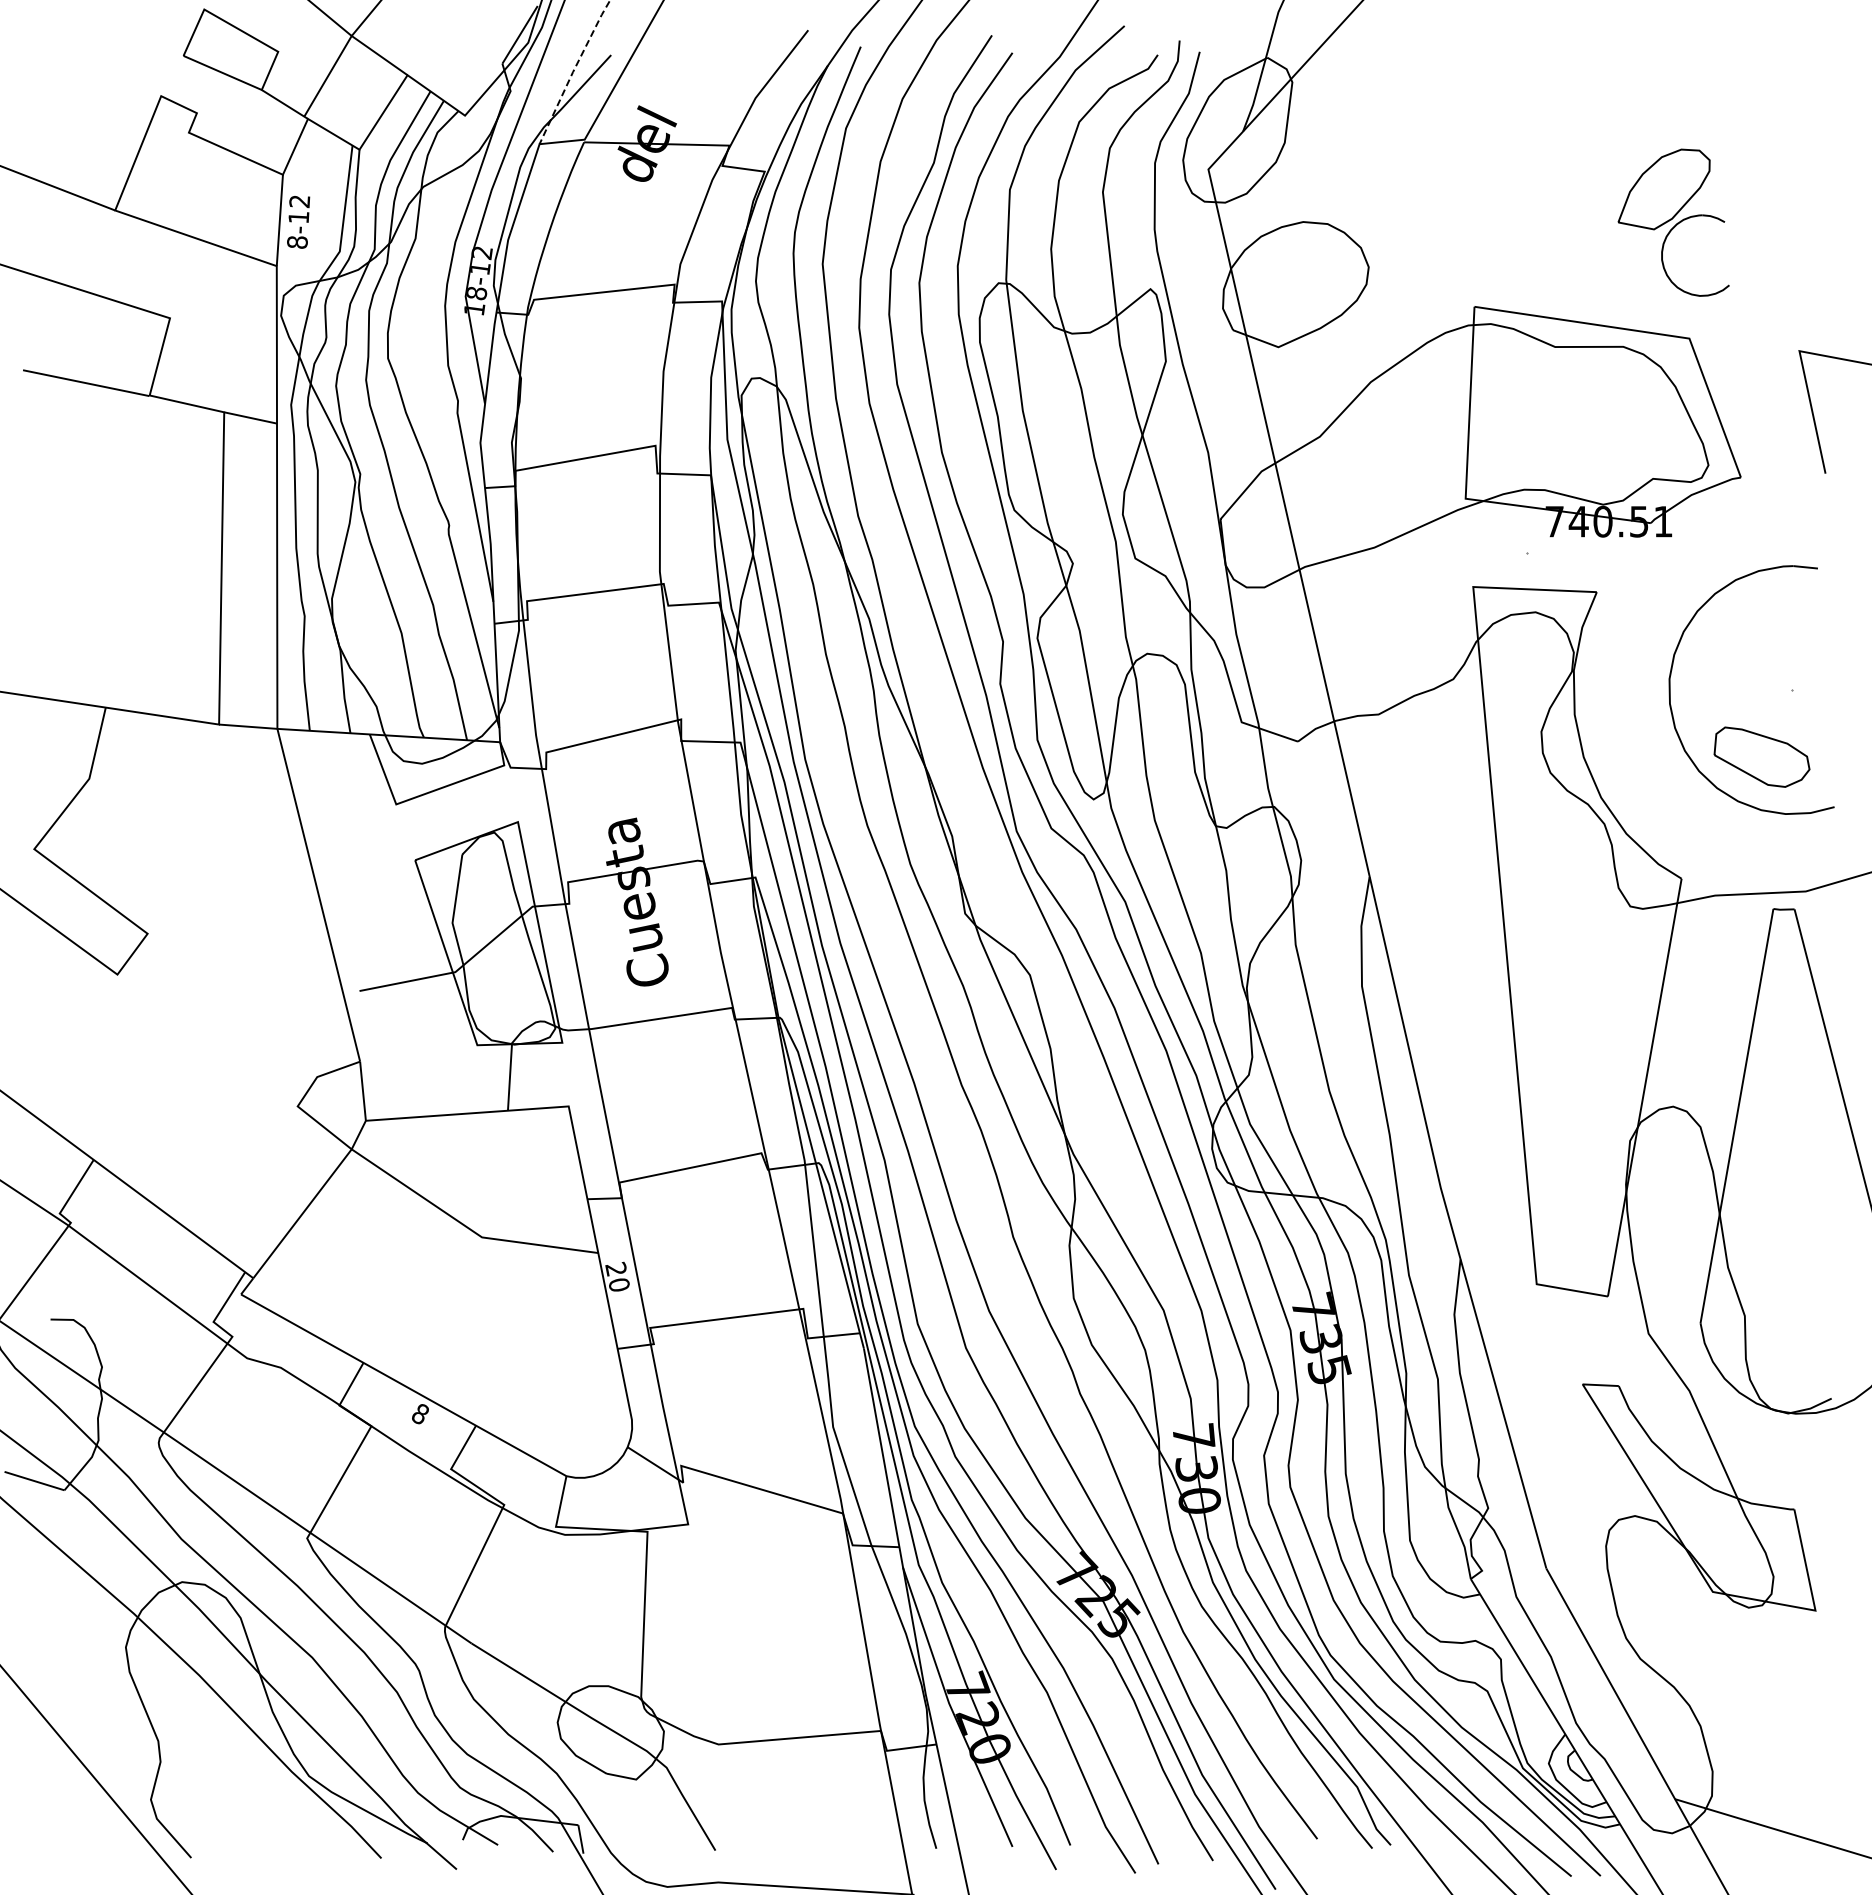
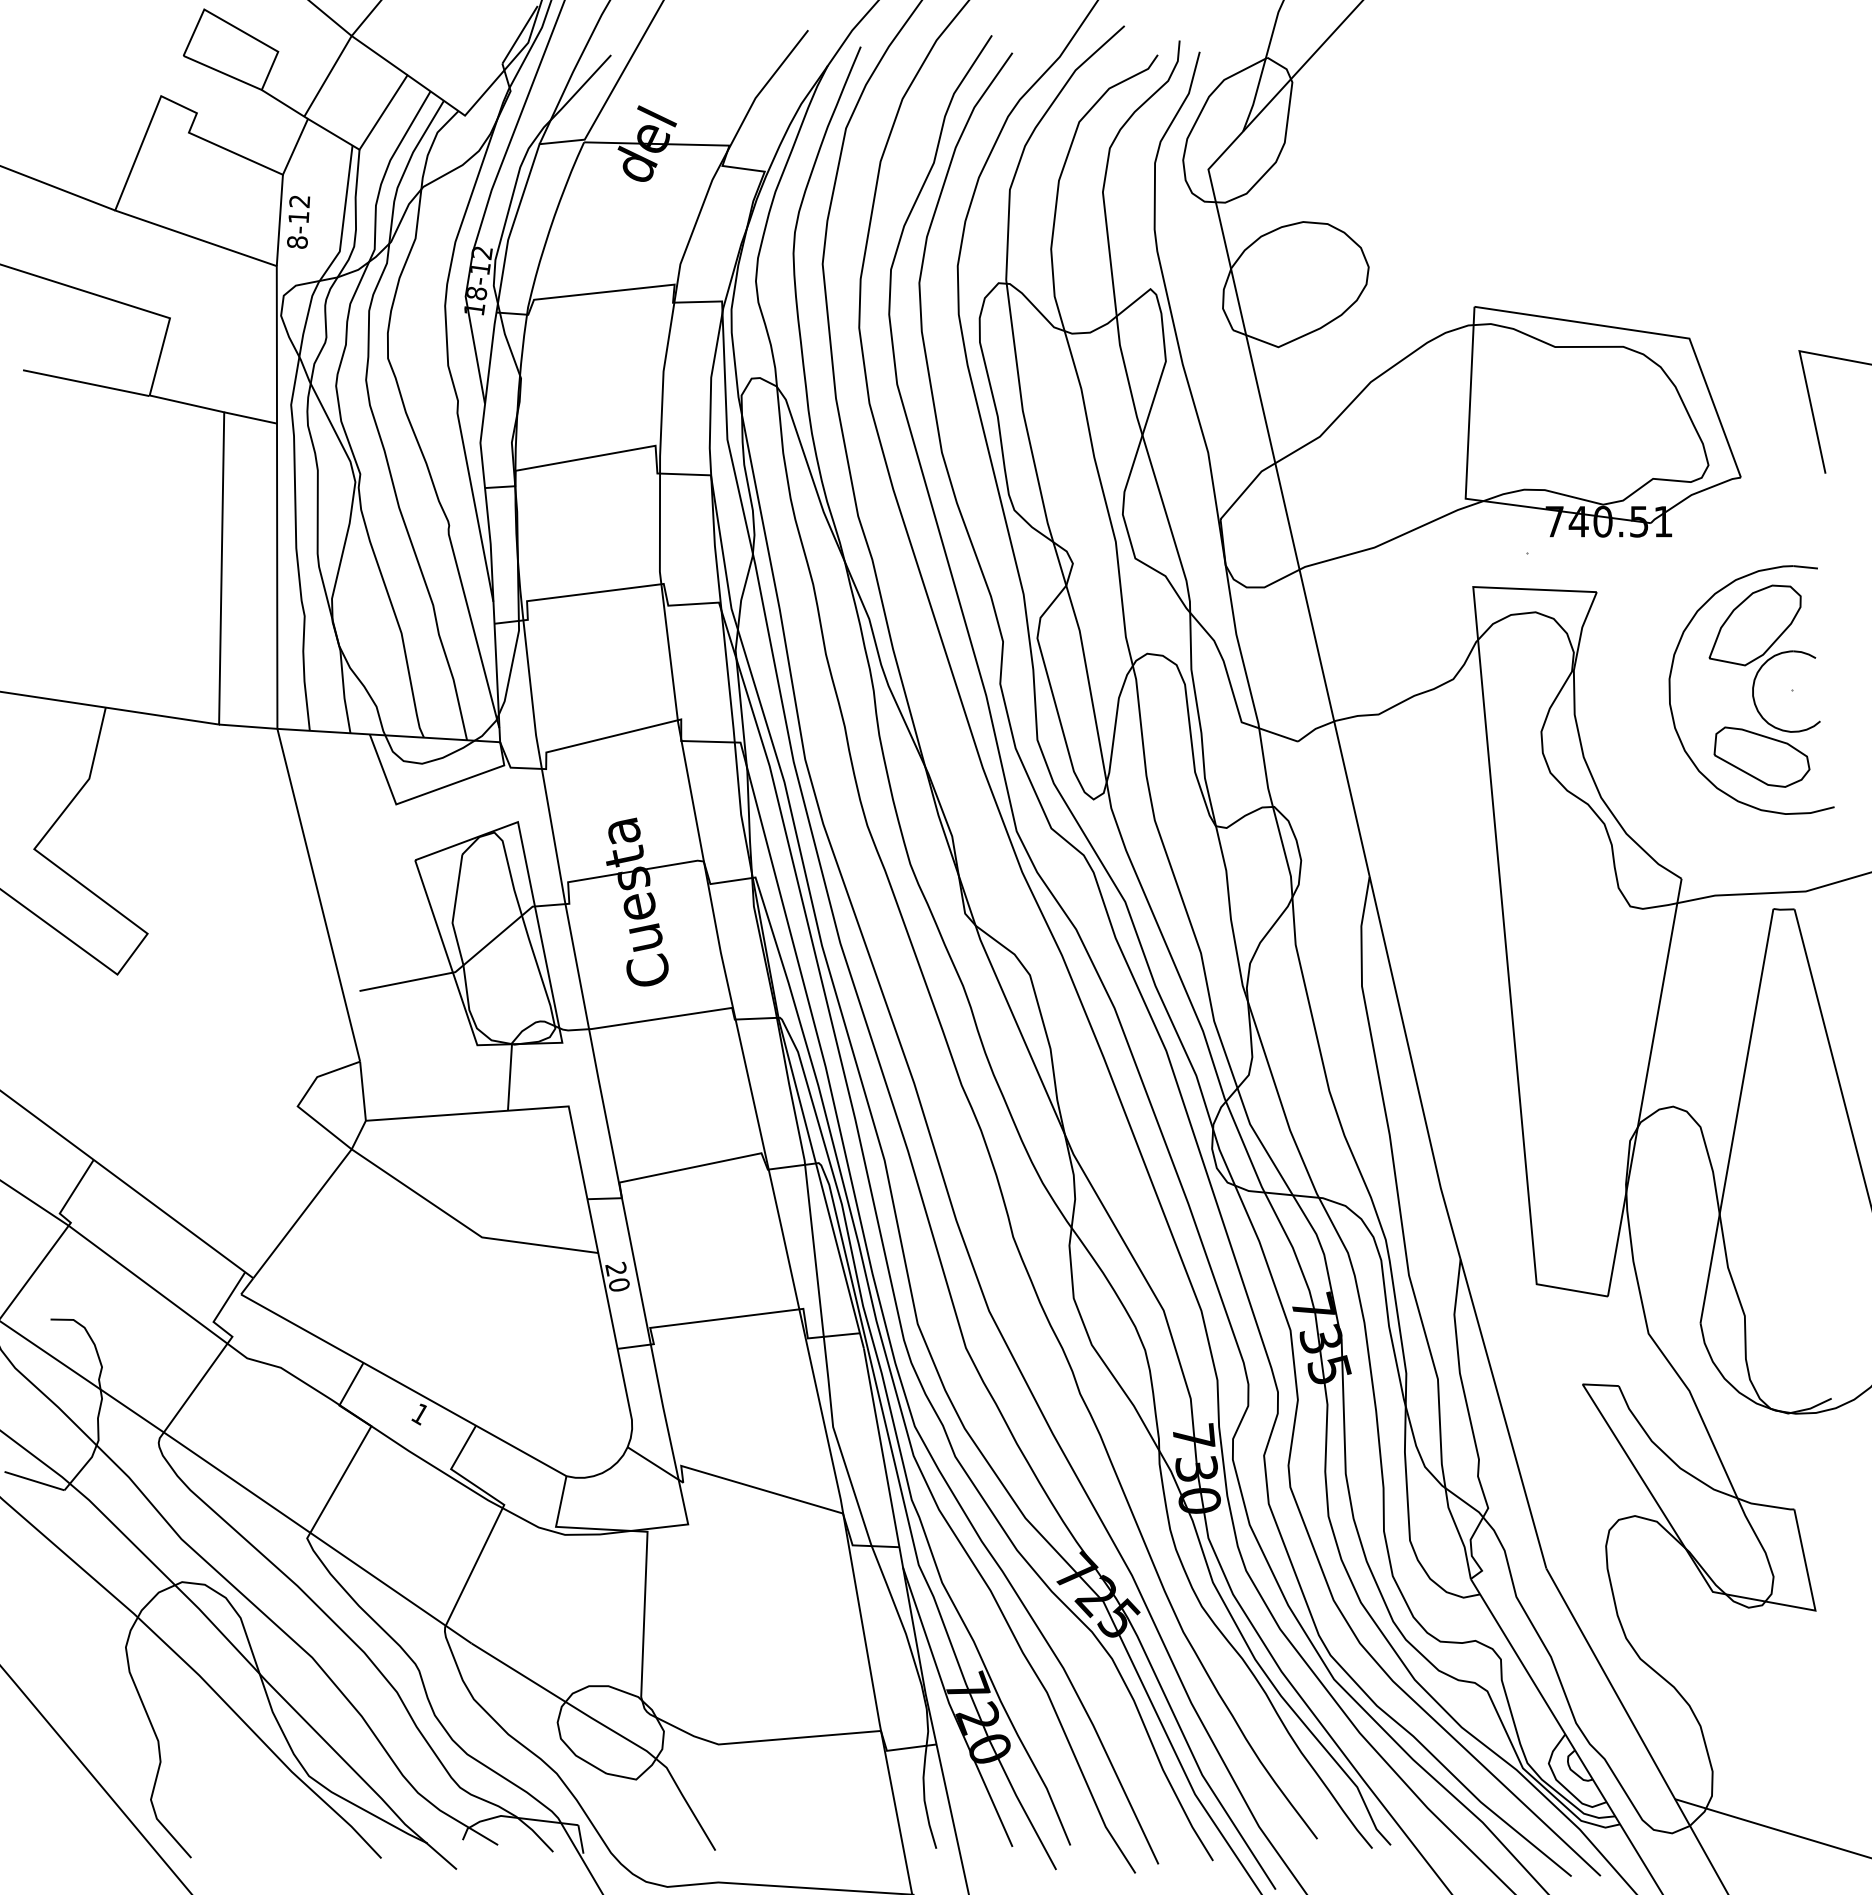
line: dashed -> solid (573, 71)
part position: (1673, 222) -> (1764, 658) (1764, 658)
text: 8 -> 1 (419, 1414)
